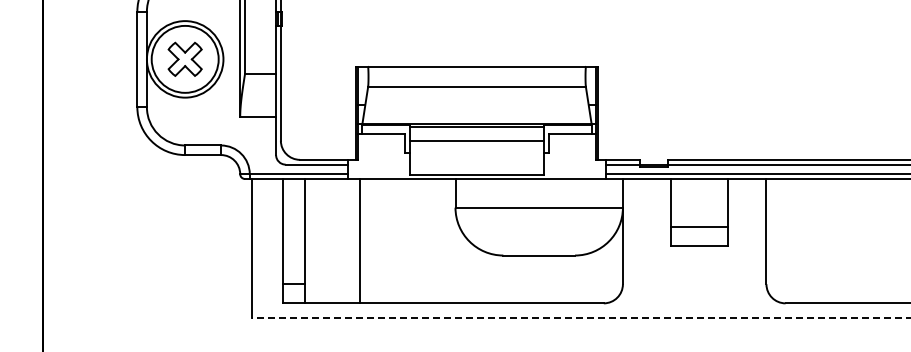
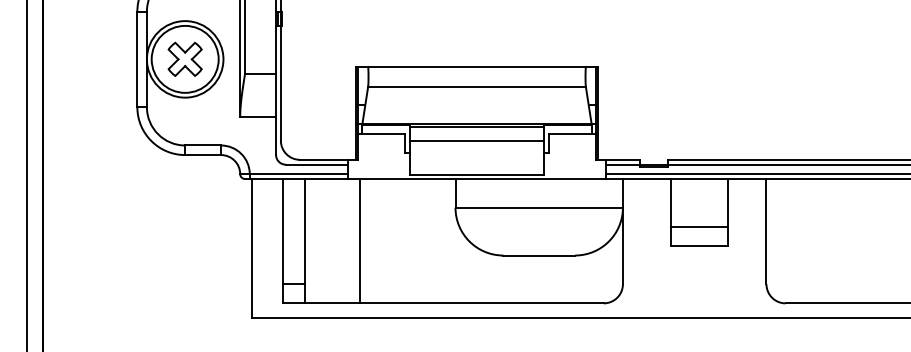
line: none -> present (27, 175)
line: dashed -> solid (581, 317)
